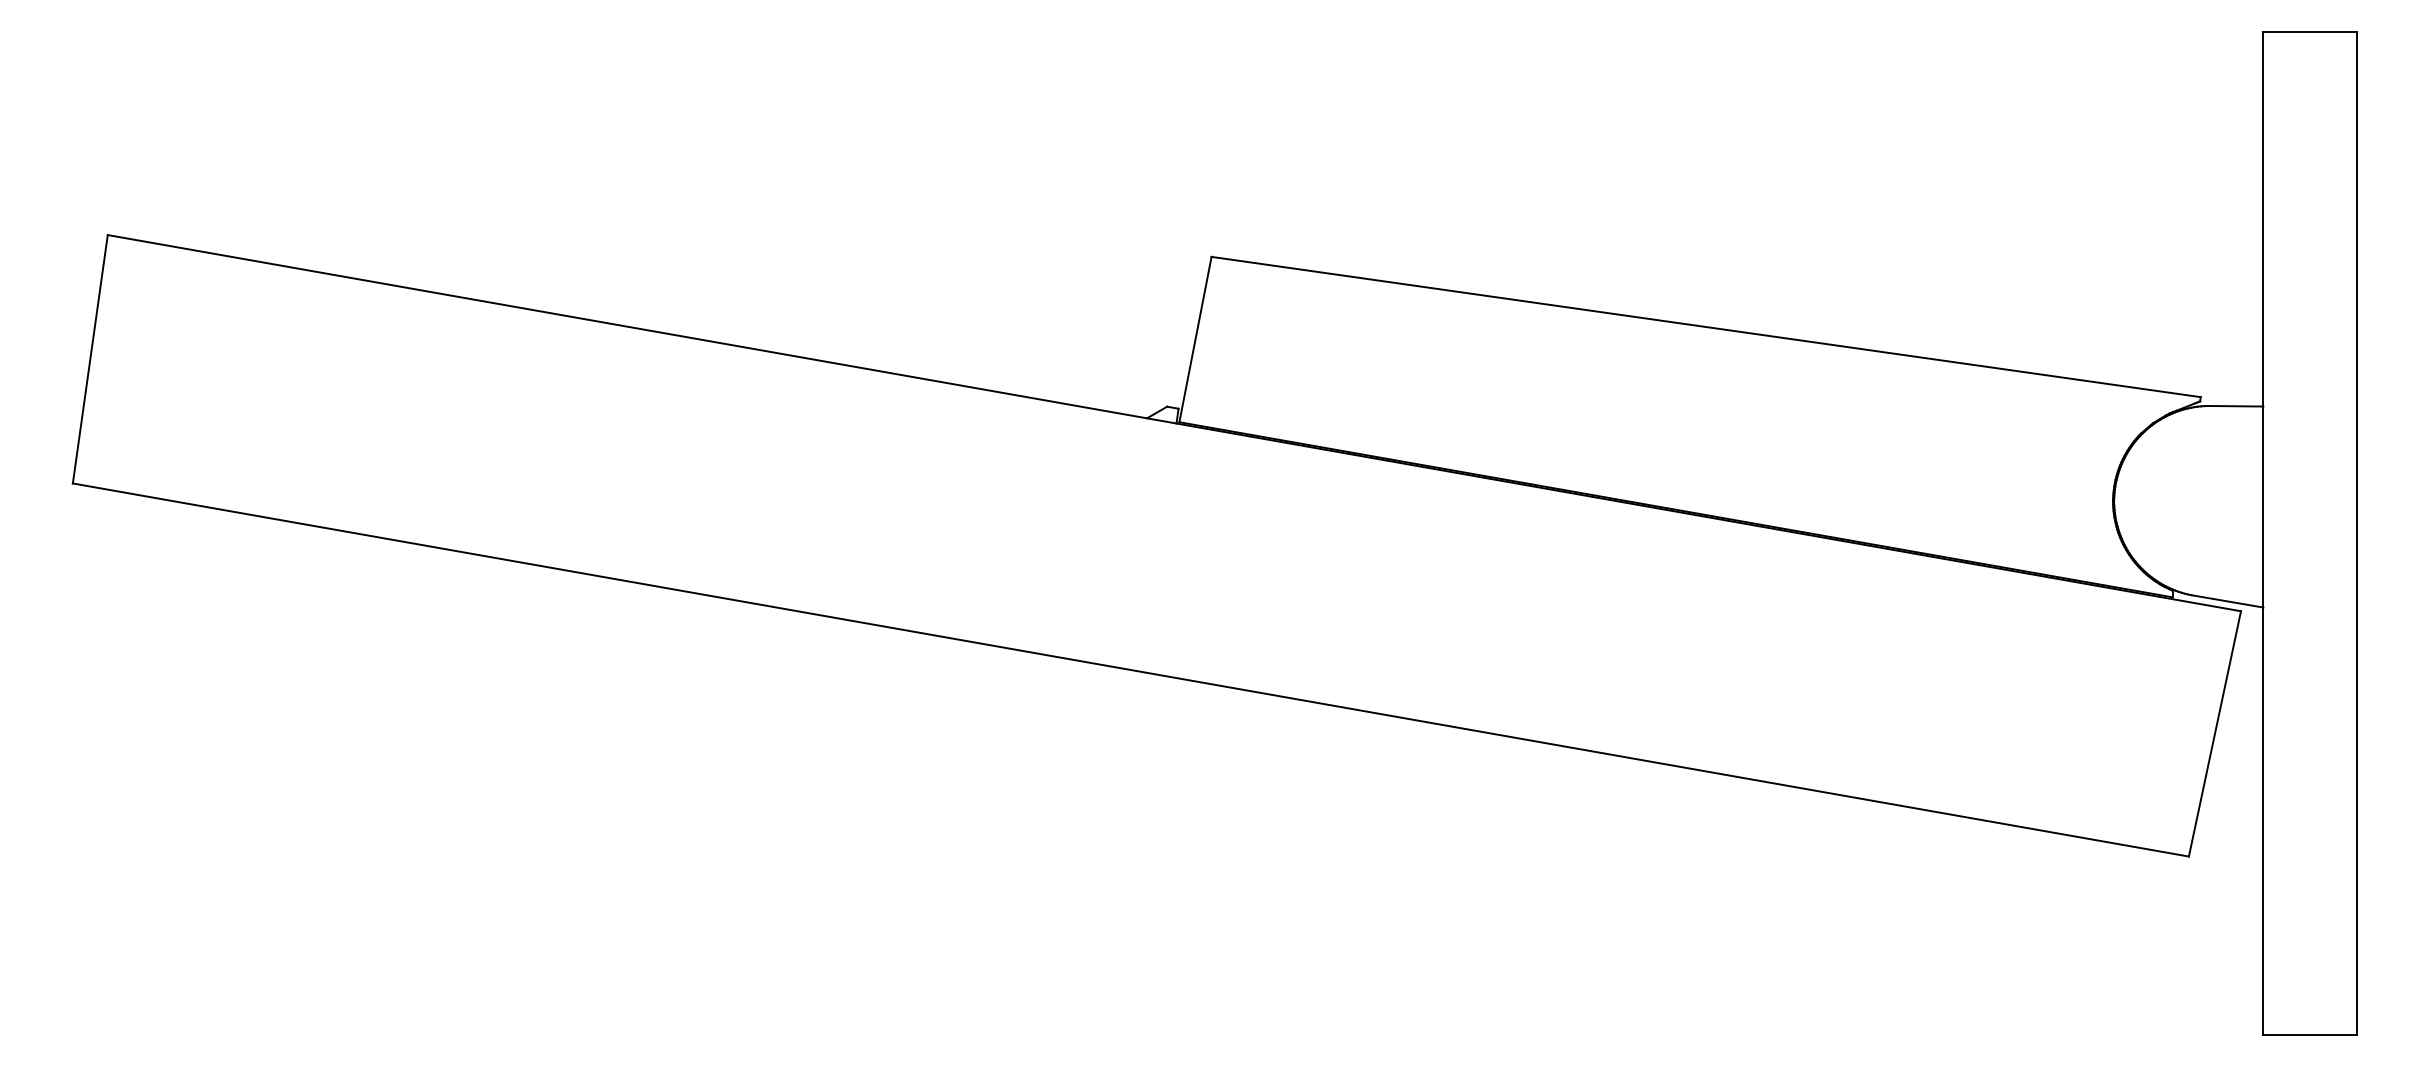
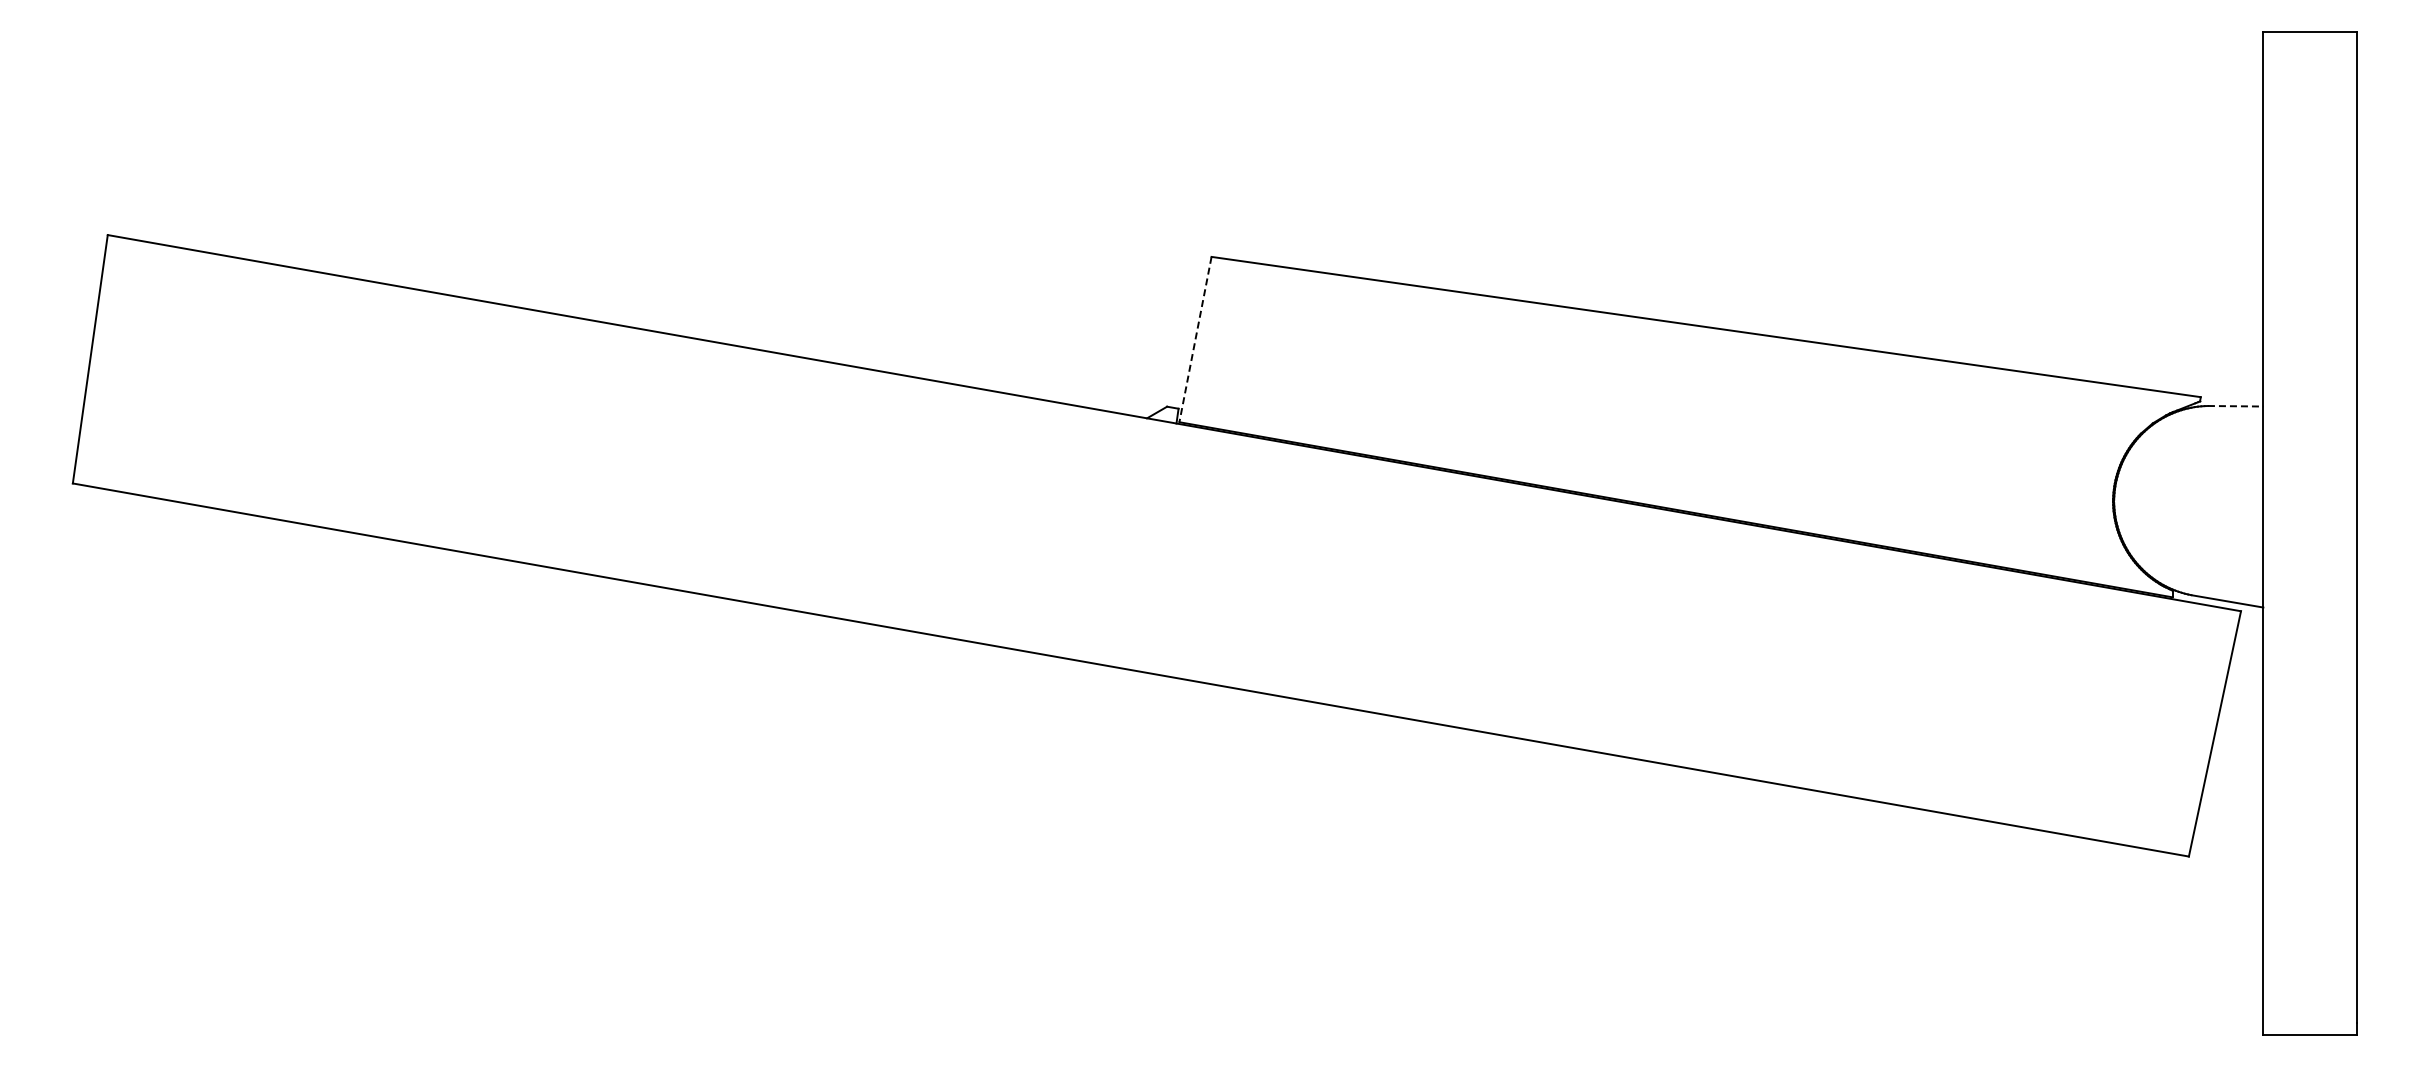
line: solid -> dashed (1195, 340)
line: solid -> dashed (2235, 406)
